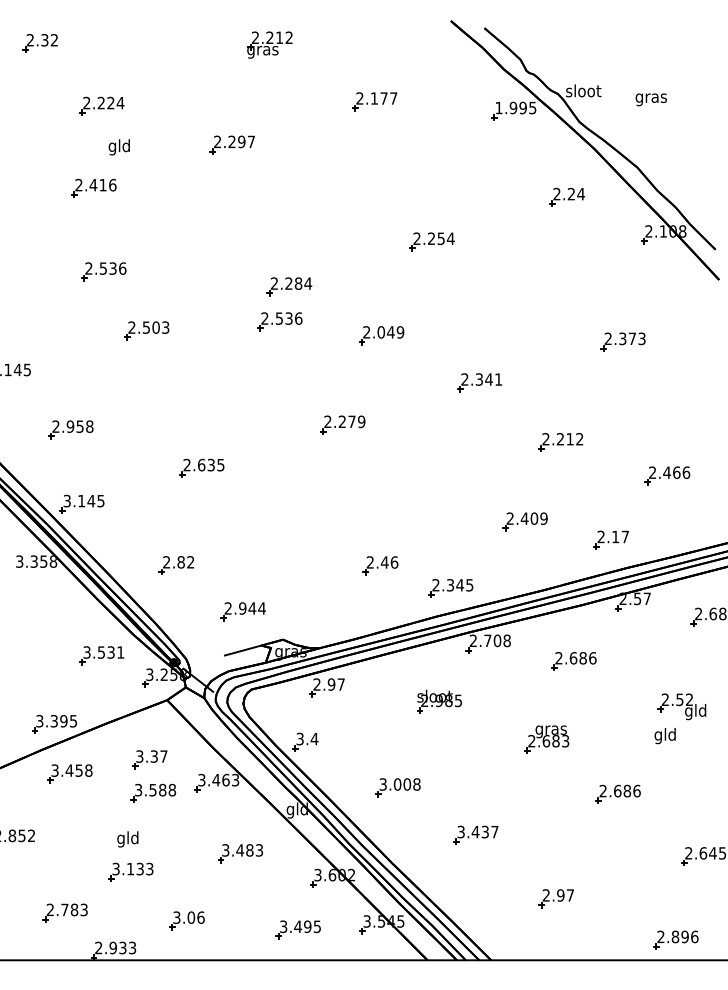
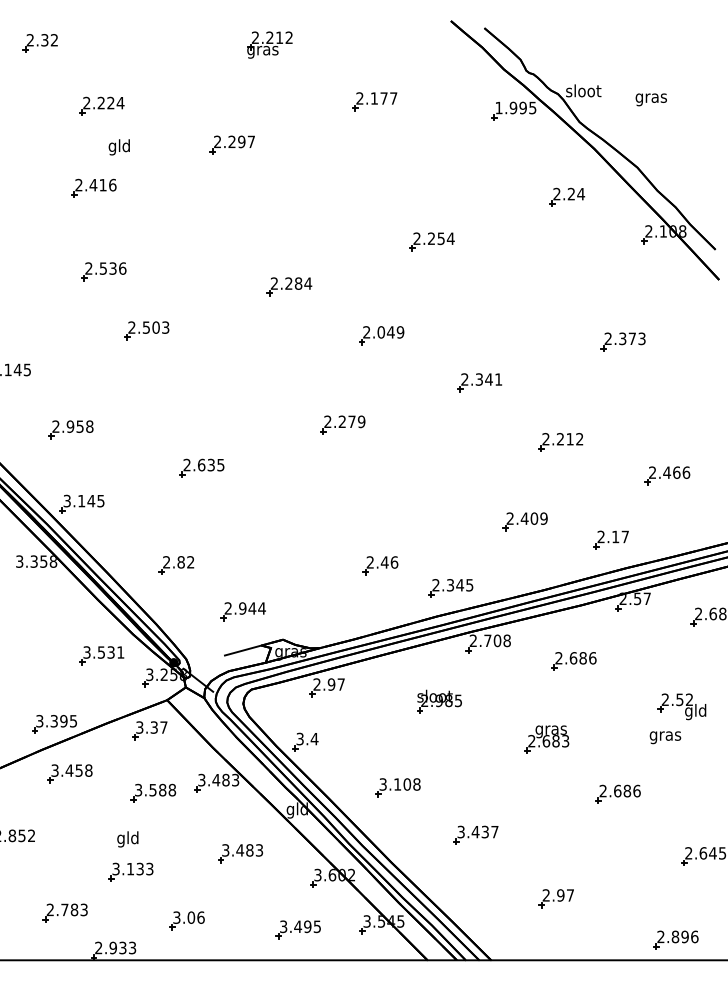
part: present -> none (279, 321)
text: gld -> gras (665, 736)
part position: (149, 759) -> (149, 730) (149, 730)
text: 3.463 -> 3.483 (225, 779)
text: 3.008 -> 3.108 (397, 784)
